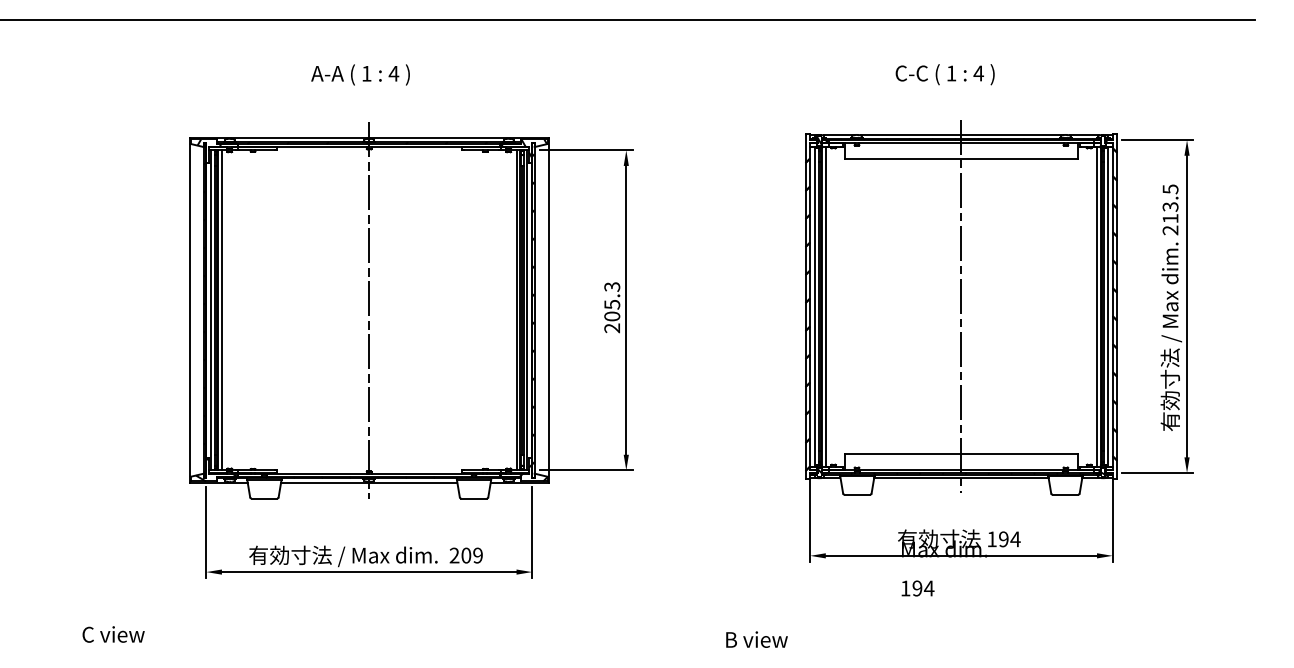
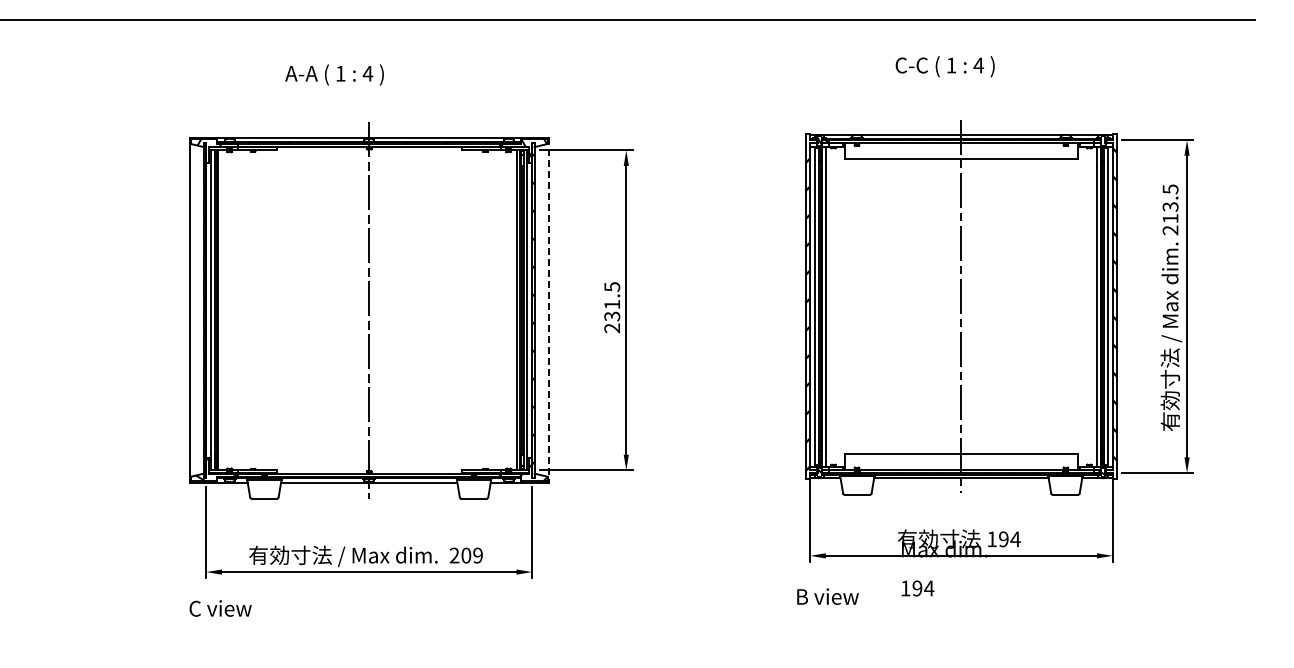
text position: (360, 74) -> (334, 74) (334, 74)
text position: (944, 74) -> (944, 66) (944, 66)
text: 205.3 -> 231.5 (612, 301)
line: present -> none (221, 310)
line: solid -> dashed (548, 310)
text position: (113, 634) -> (220, 608) (220, 608)
text position: (756, 639) -> (827, 596) (827, 596)
